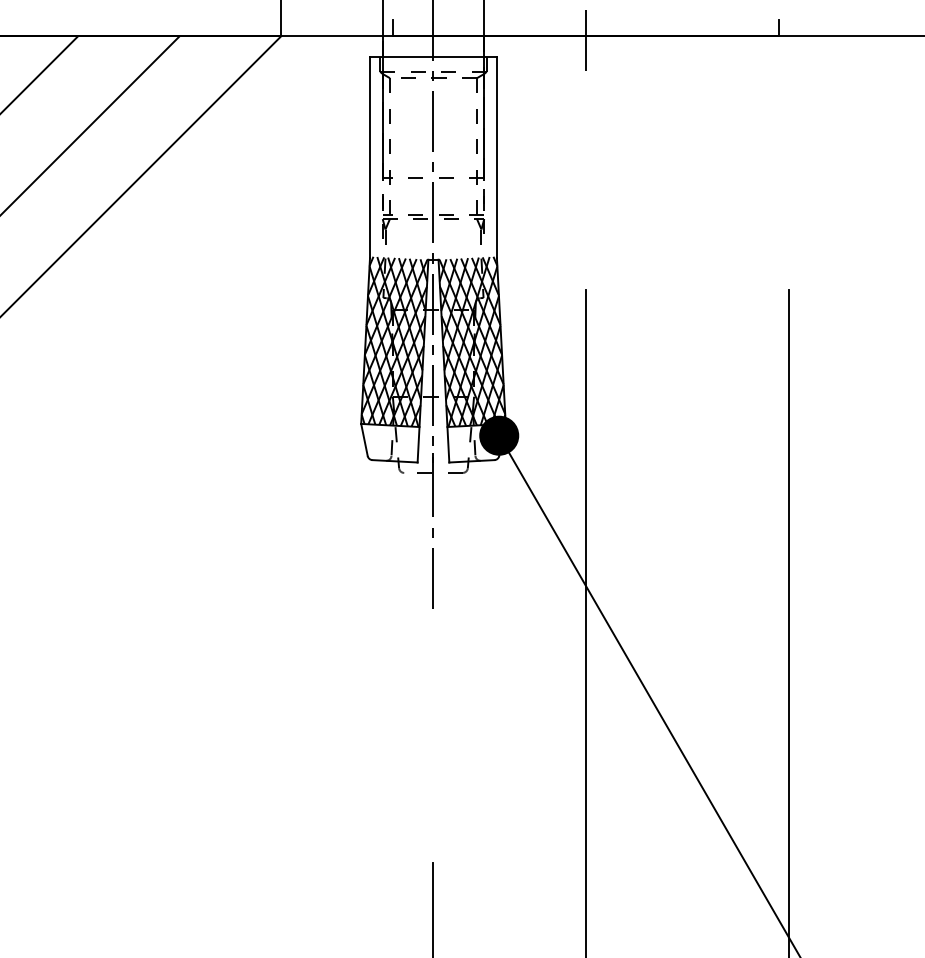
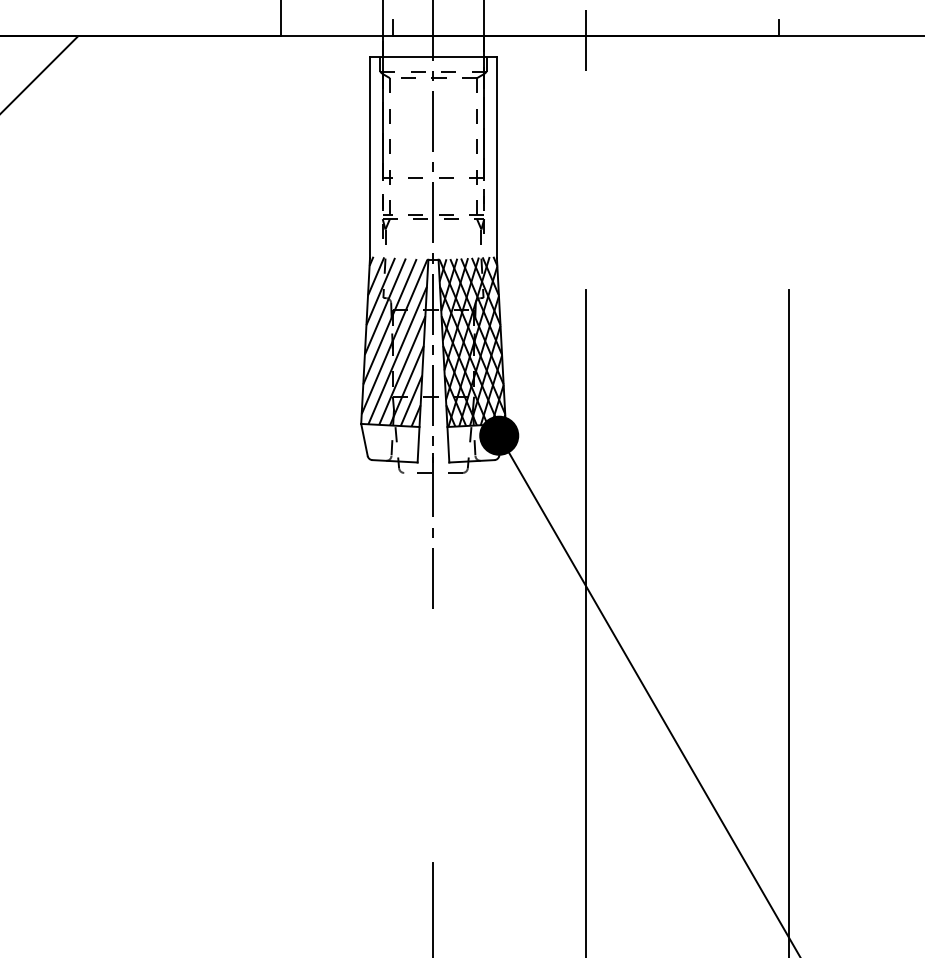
line: present -> none (90, 124)
line: present -> none (141, 175)
hatch: present -> none (394, 341)
